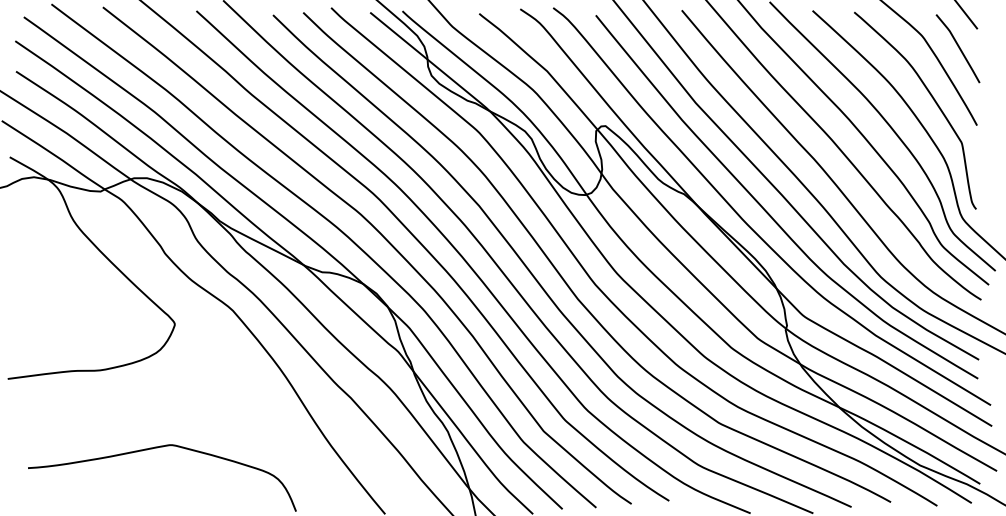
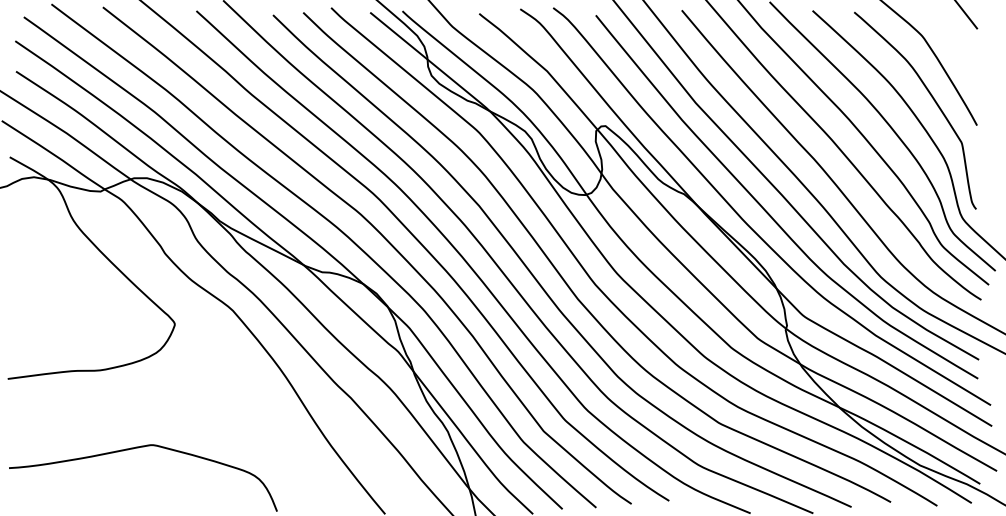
line: present -> none (958, 48)
curve position: (157, 448) -> (138, 448) (138, 448)
